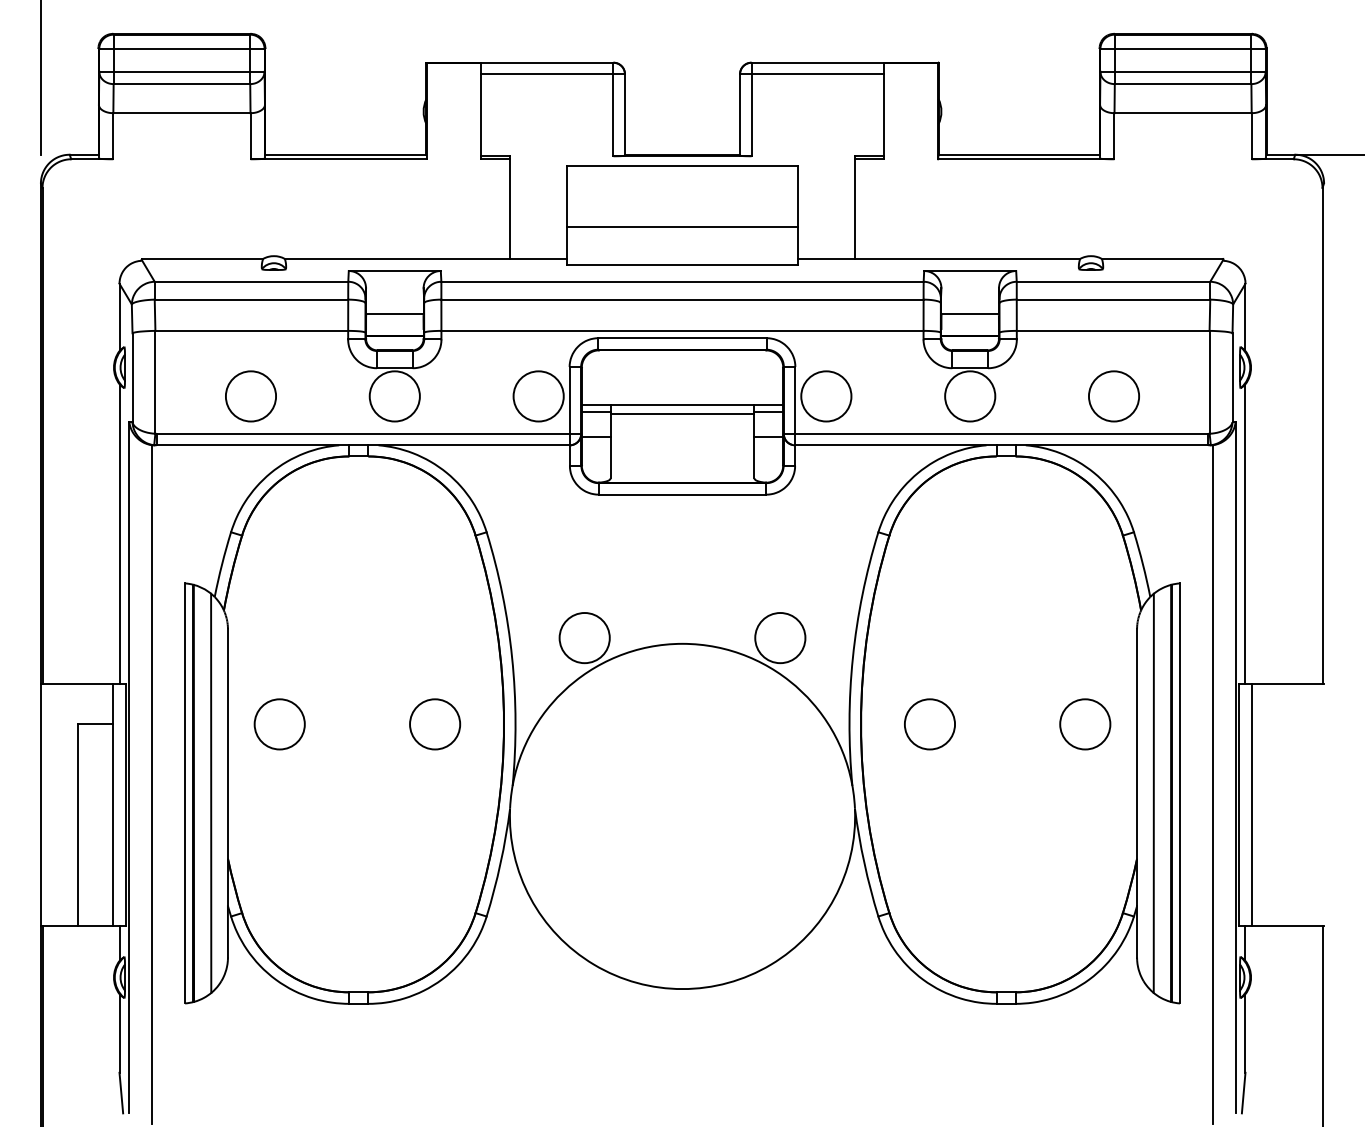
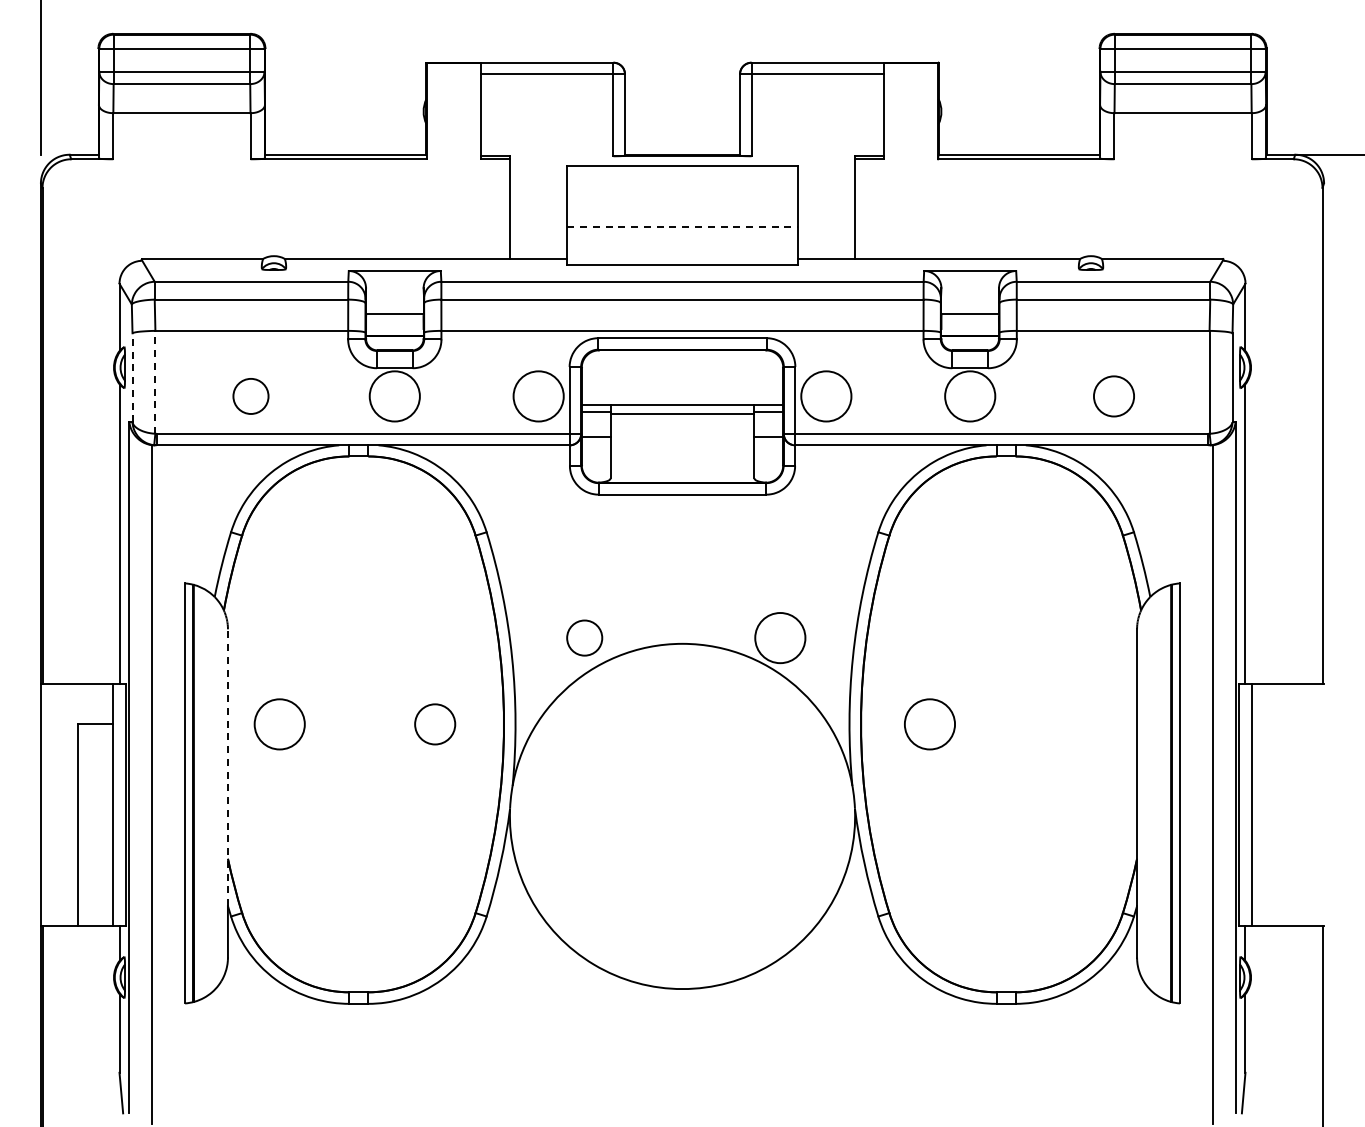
line: solid -> dashed (683, 226)
line: solid -> dashed (132, 377)
line: solid -> dashed (155, 381)
circle diameter: 50 px -> 35 px (250, 395)
circle size: 52x53 px -> 42x43 px (1113, 396)
circle diameter: 50 px -> 35 px (584, 637)
circle size: 53x53 px -> 43x43 px (435, 724)
circle: present -> none (1085, 724)
line: solid -> dashed (227, 767)
line: present -> none (211, 792)
line: present -> none (1153, 792)
